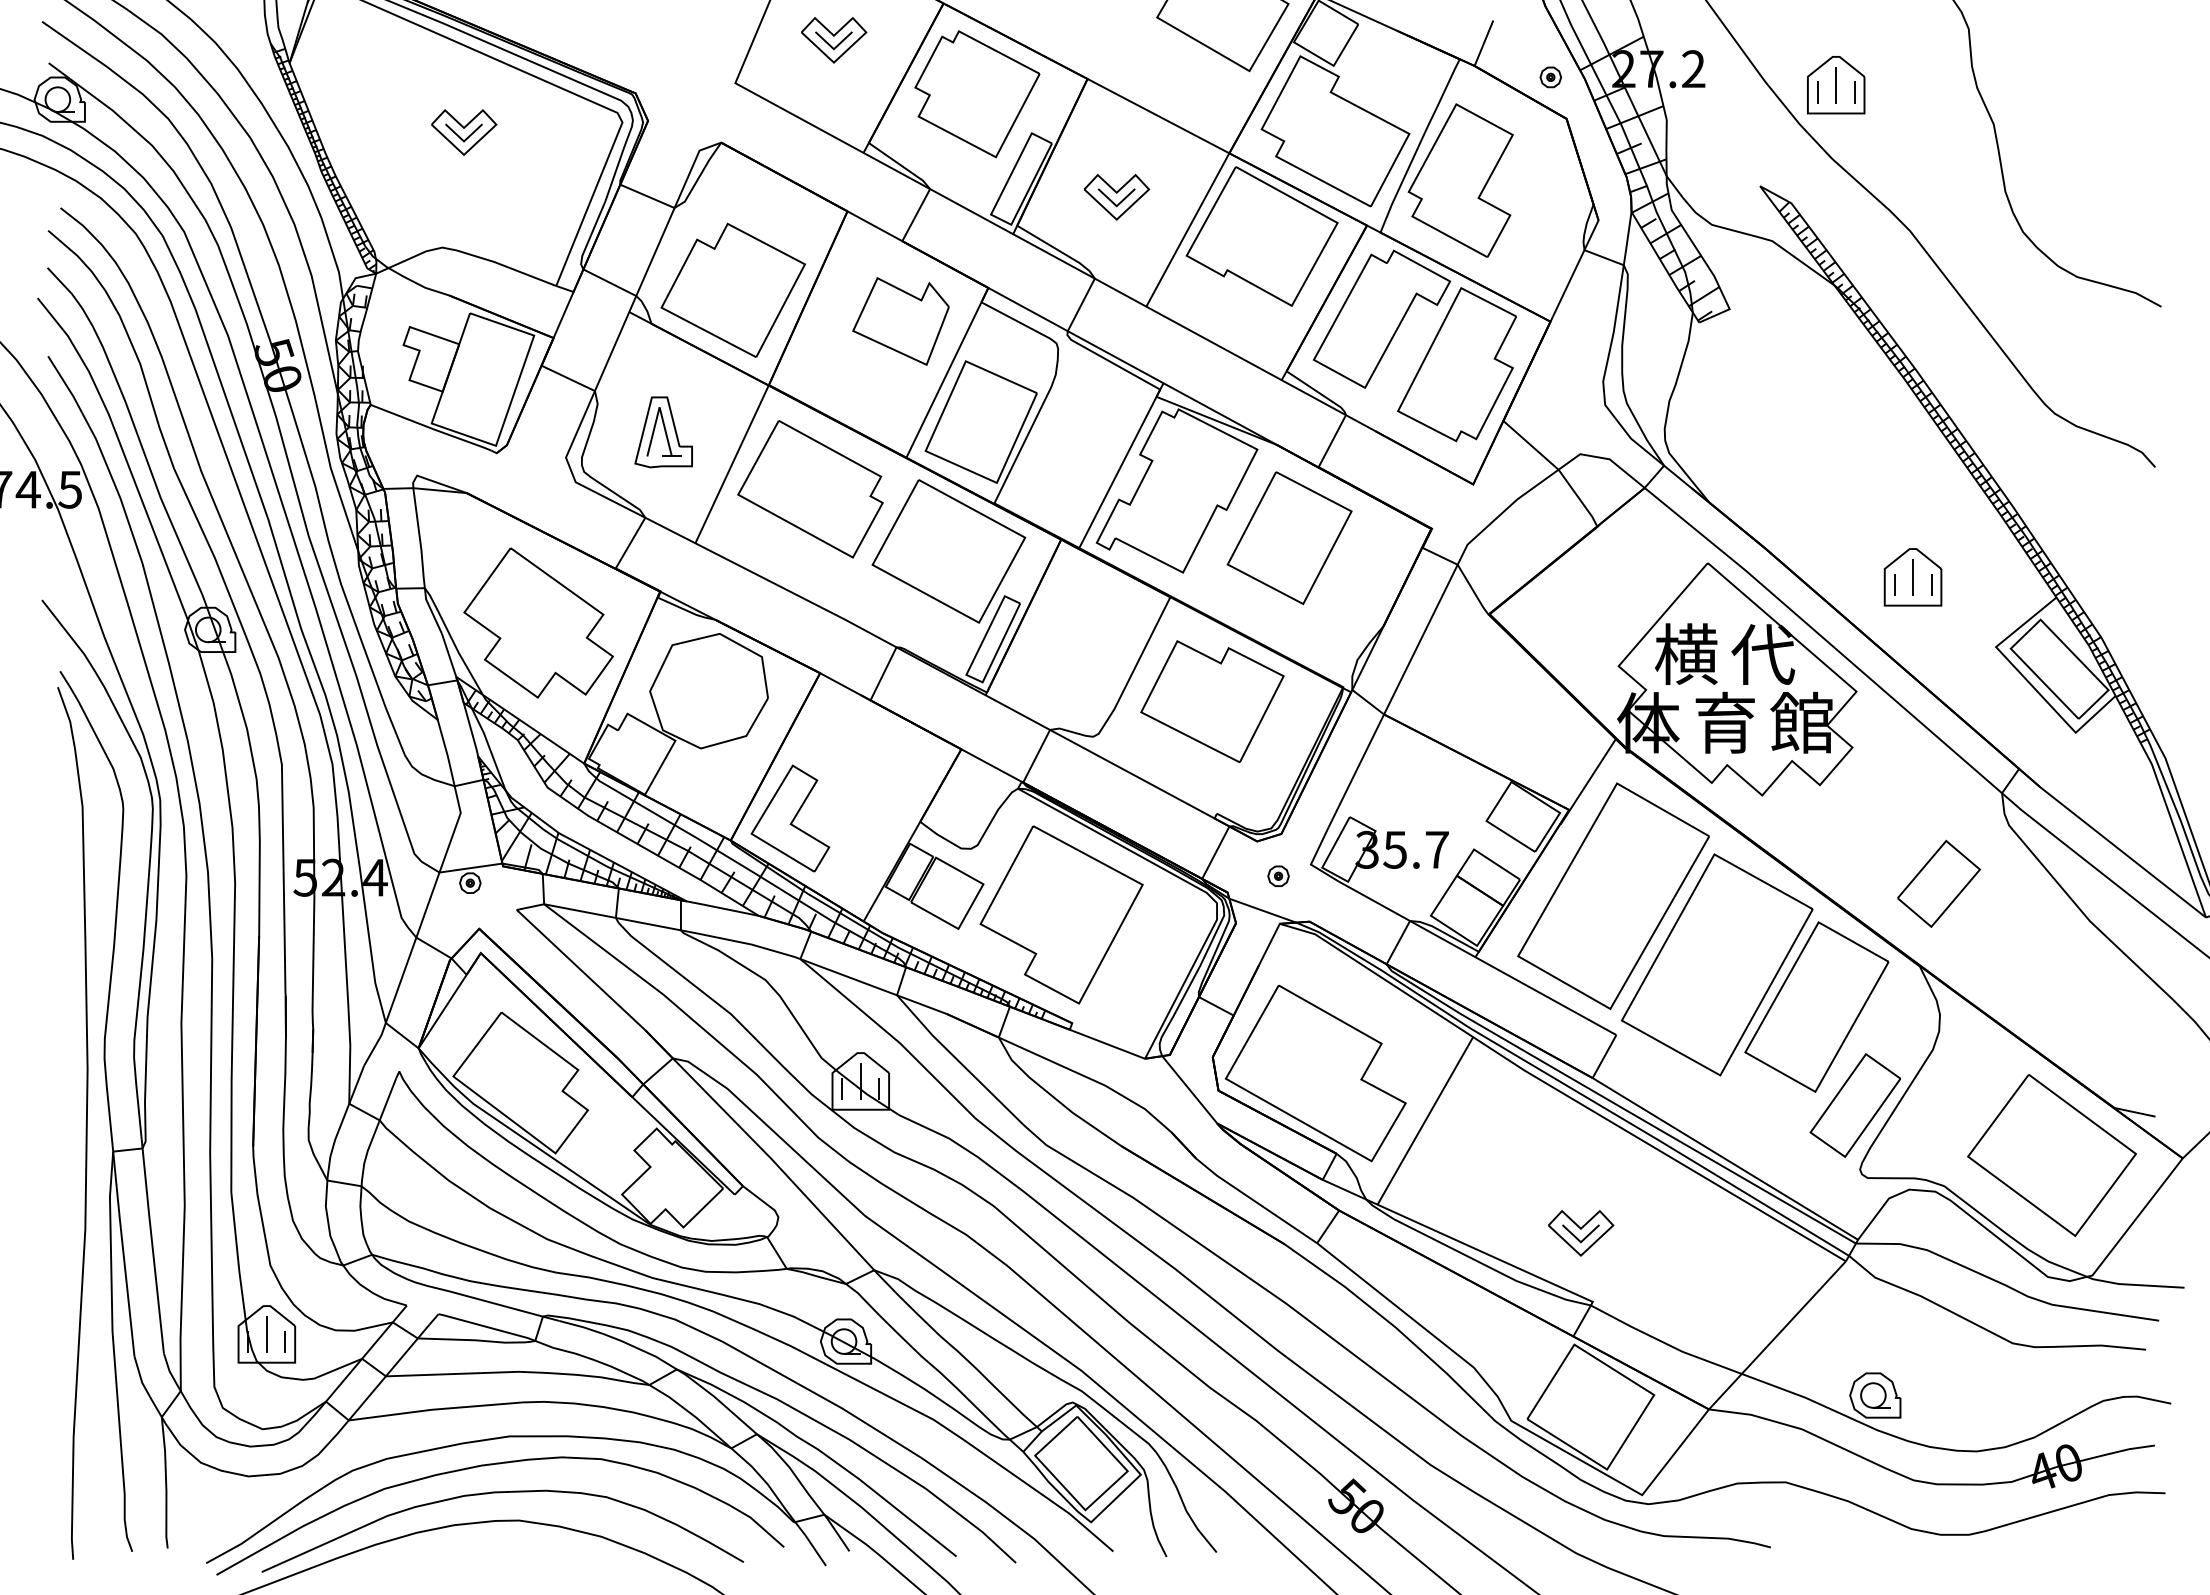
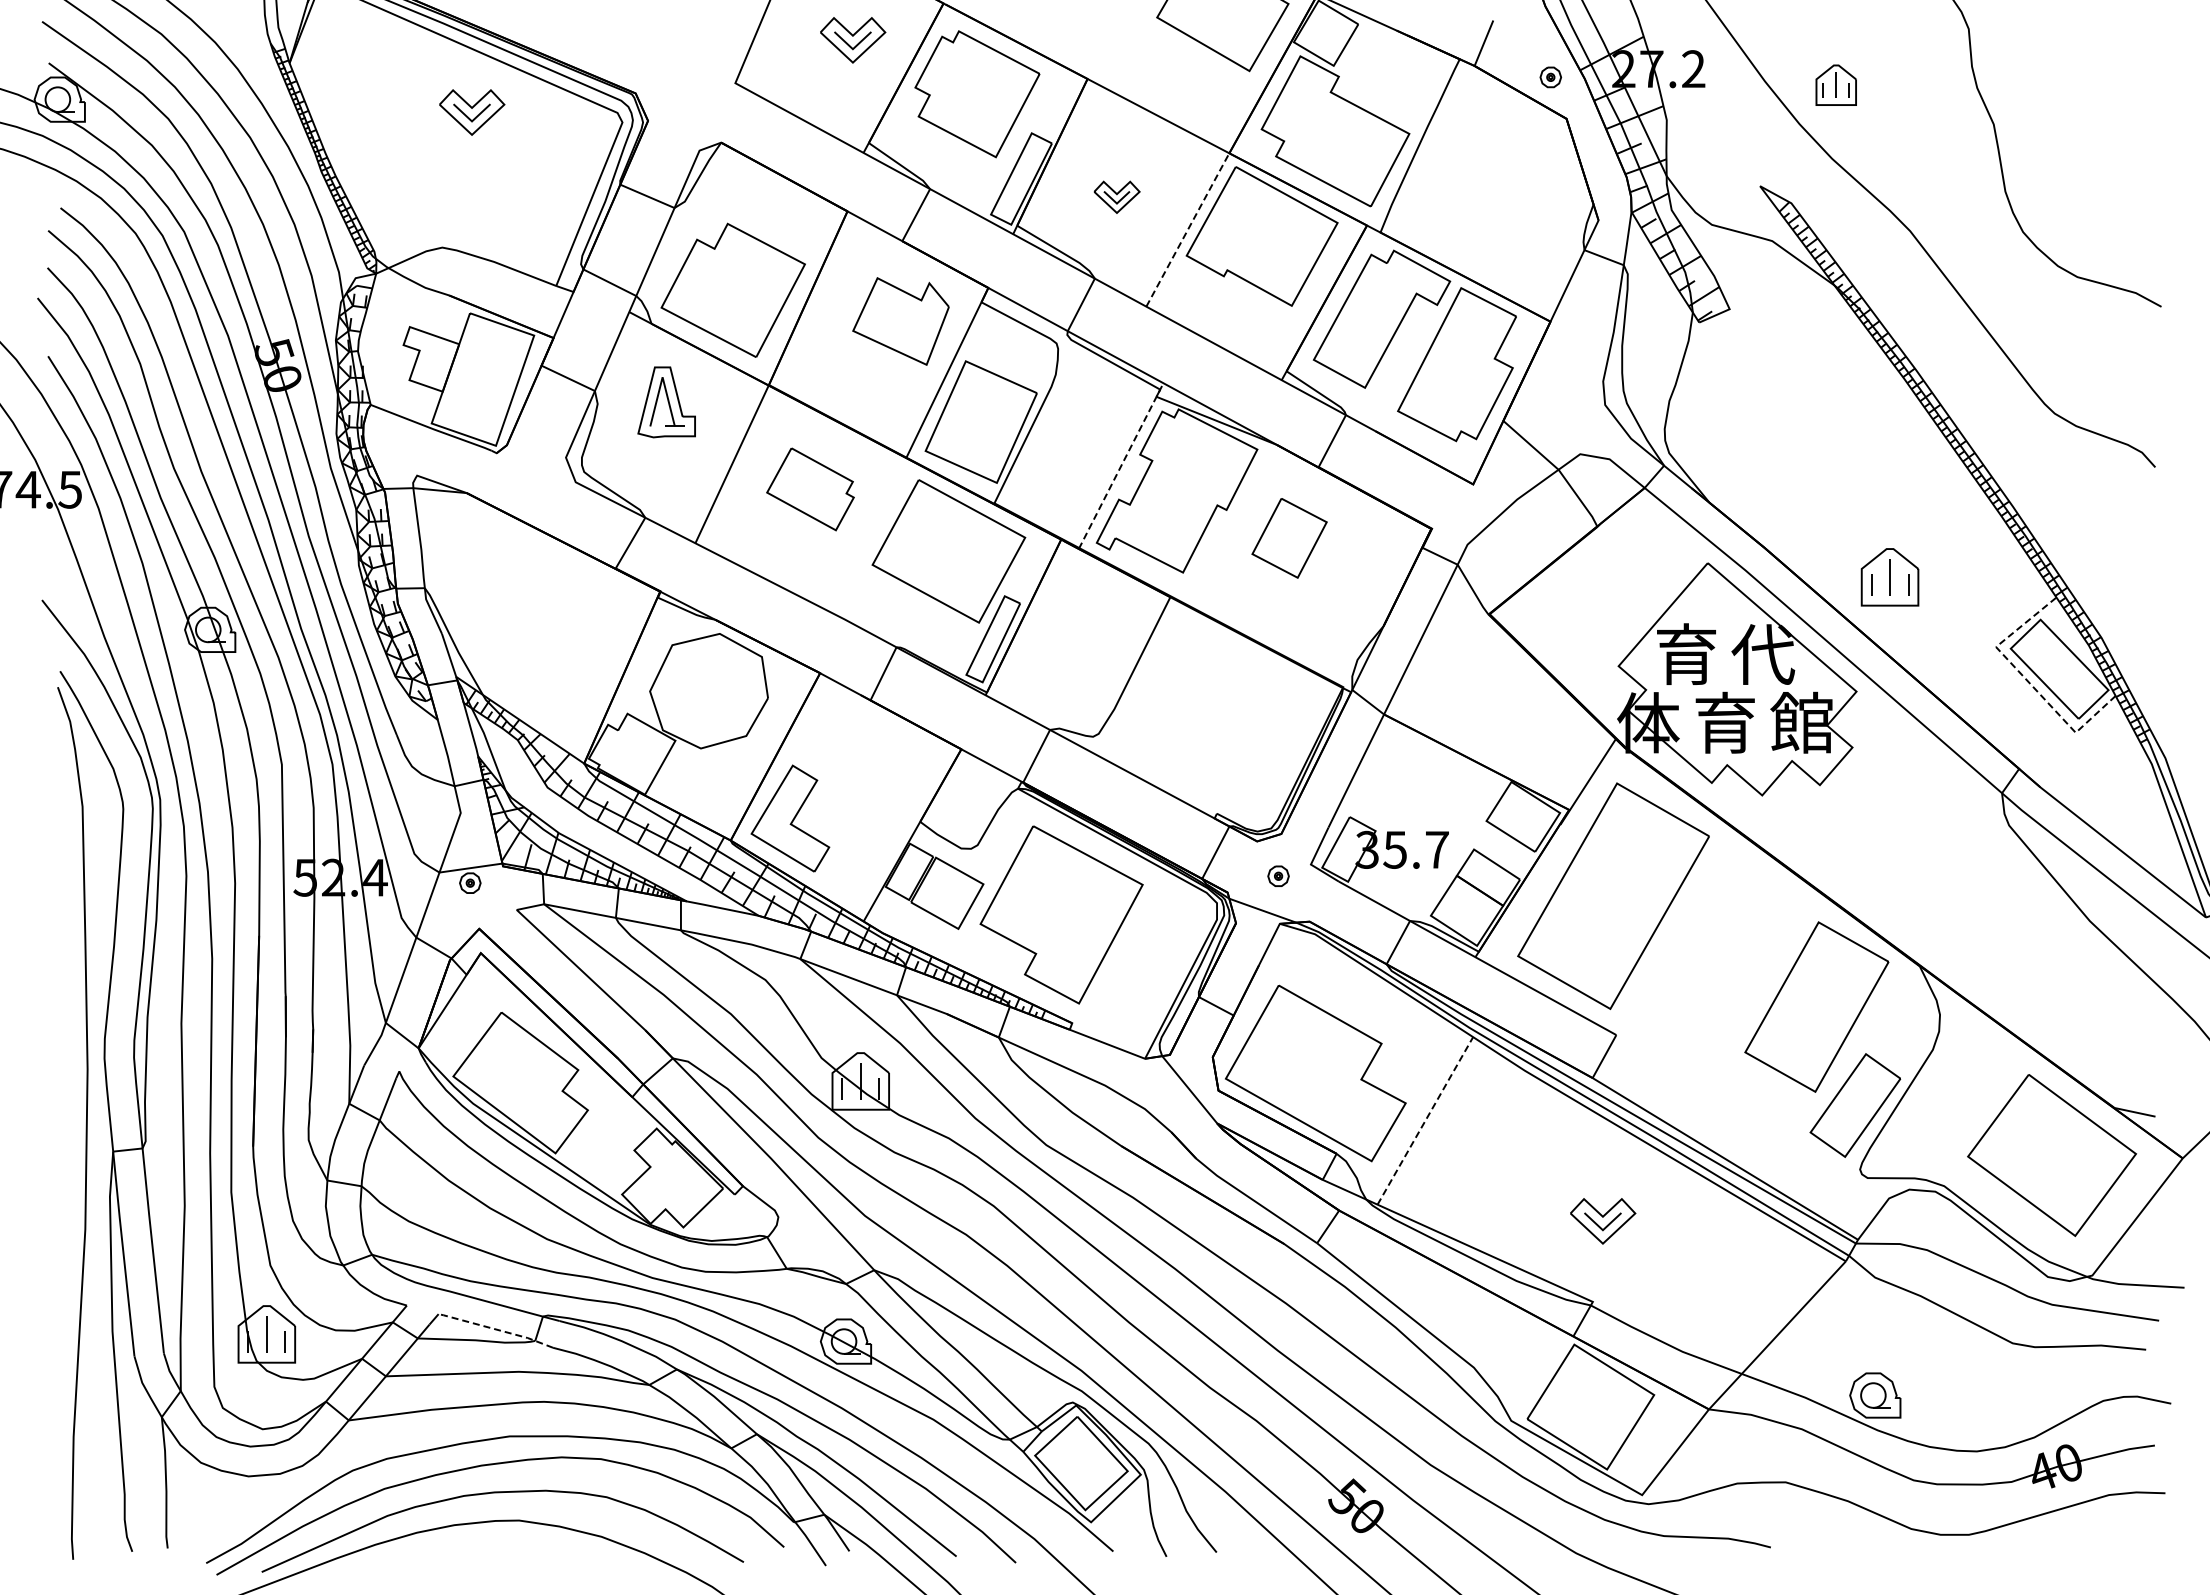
part position: (834, 40) -> (853, 40) (853, 40)
part size: 59x59 px -> 42x42 px (1835, 84)
part position: (464, 132) -> (472, 112) (472, 112)
part: present -> none (1460, 180)
part size: 67x47 px -> 48x34 px (1116, 196)
line: solid -> dashed (1188, 229)
part position: (663, 432) -> (666, 402) (666, 402)
line: solid -> dashed (1121, 465)
part size: 147x139 px -> 89x85 px (810, 489)
part size: 127x135 px -> 77x81 px (1289, 538)
part position: (1912, 577) -> (1889, 577) (1889, 577)
part: present -> none (538, 622)
text: 横 -> 育 (1686, 653)
line: solid -> dashed (2027, 681)
part: present -> none (1212, 701)
part: present -> none (1939, 883)
part: present -> none (1716, 964)
line: solid -> dashed (1425, 1120)
part position: (1581, 1233) -> (1603, 1221) (1603, 1221)
line: solid -> dashed (496, 1329)
